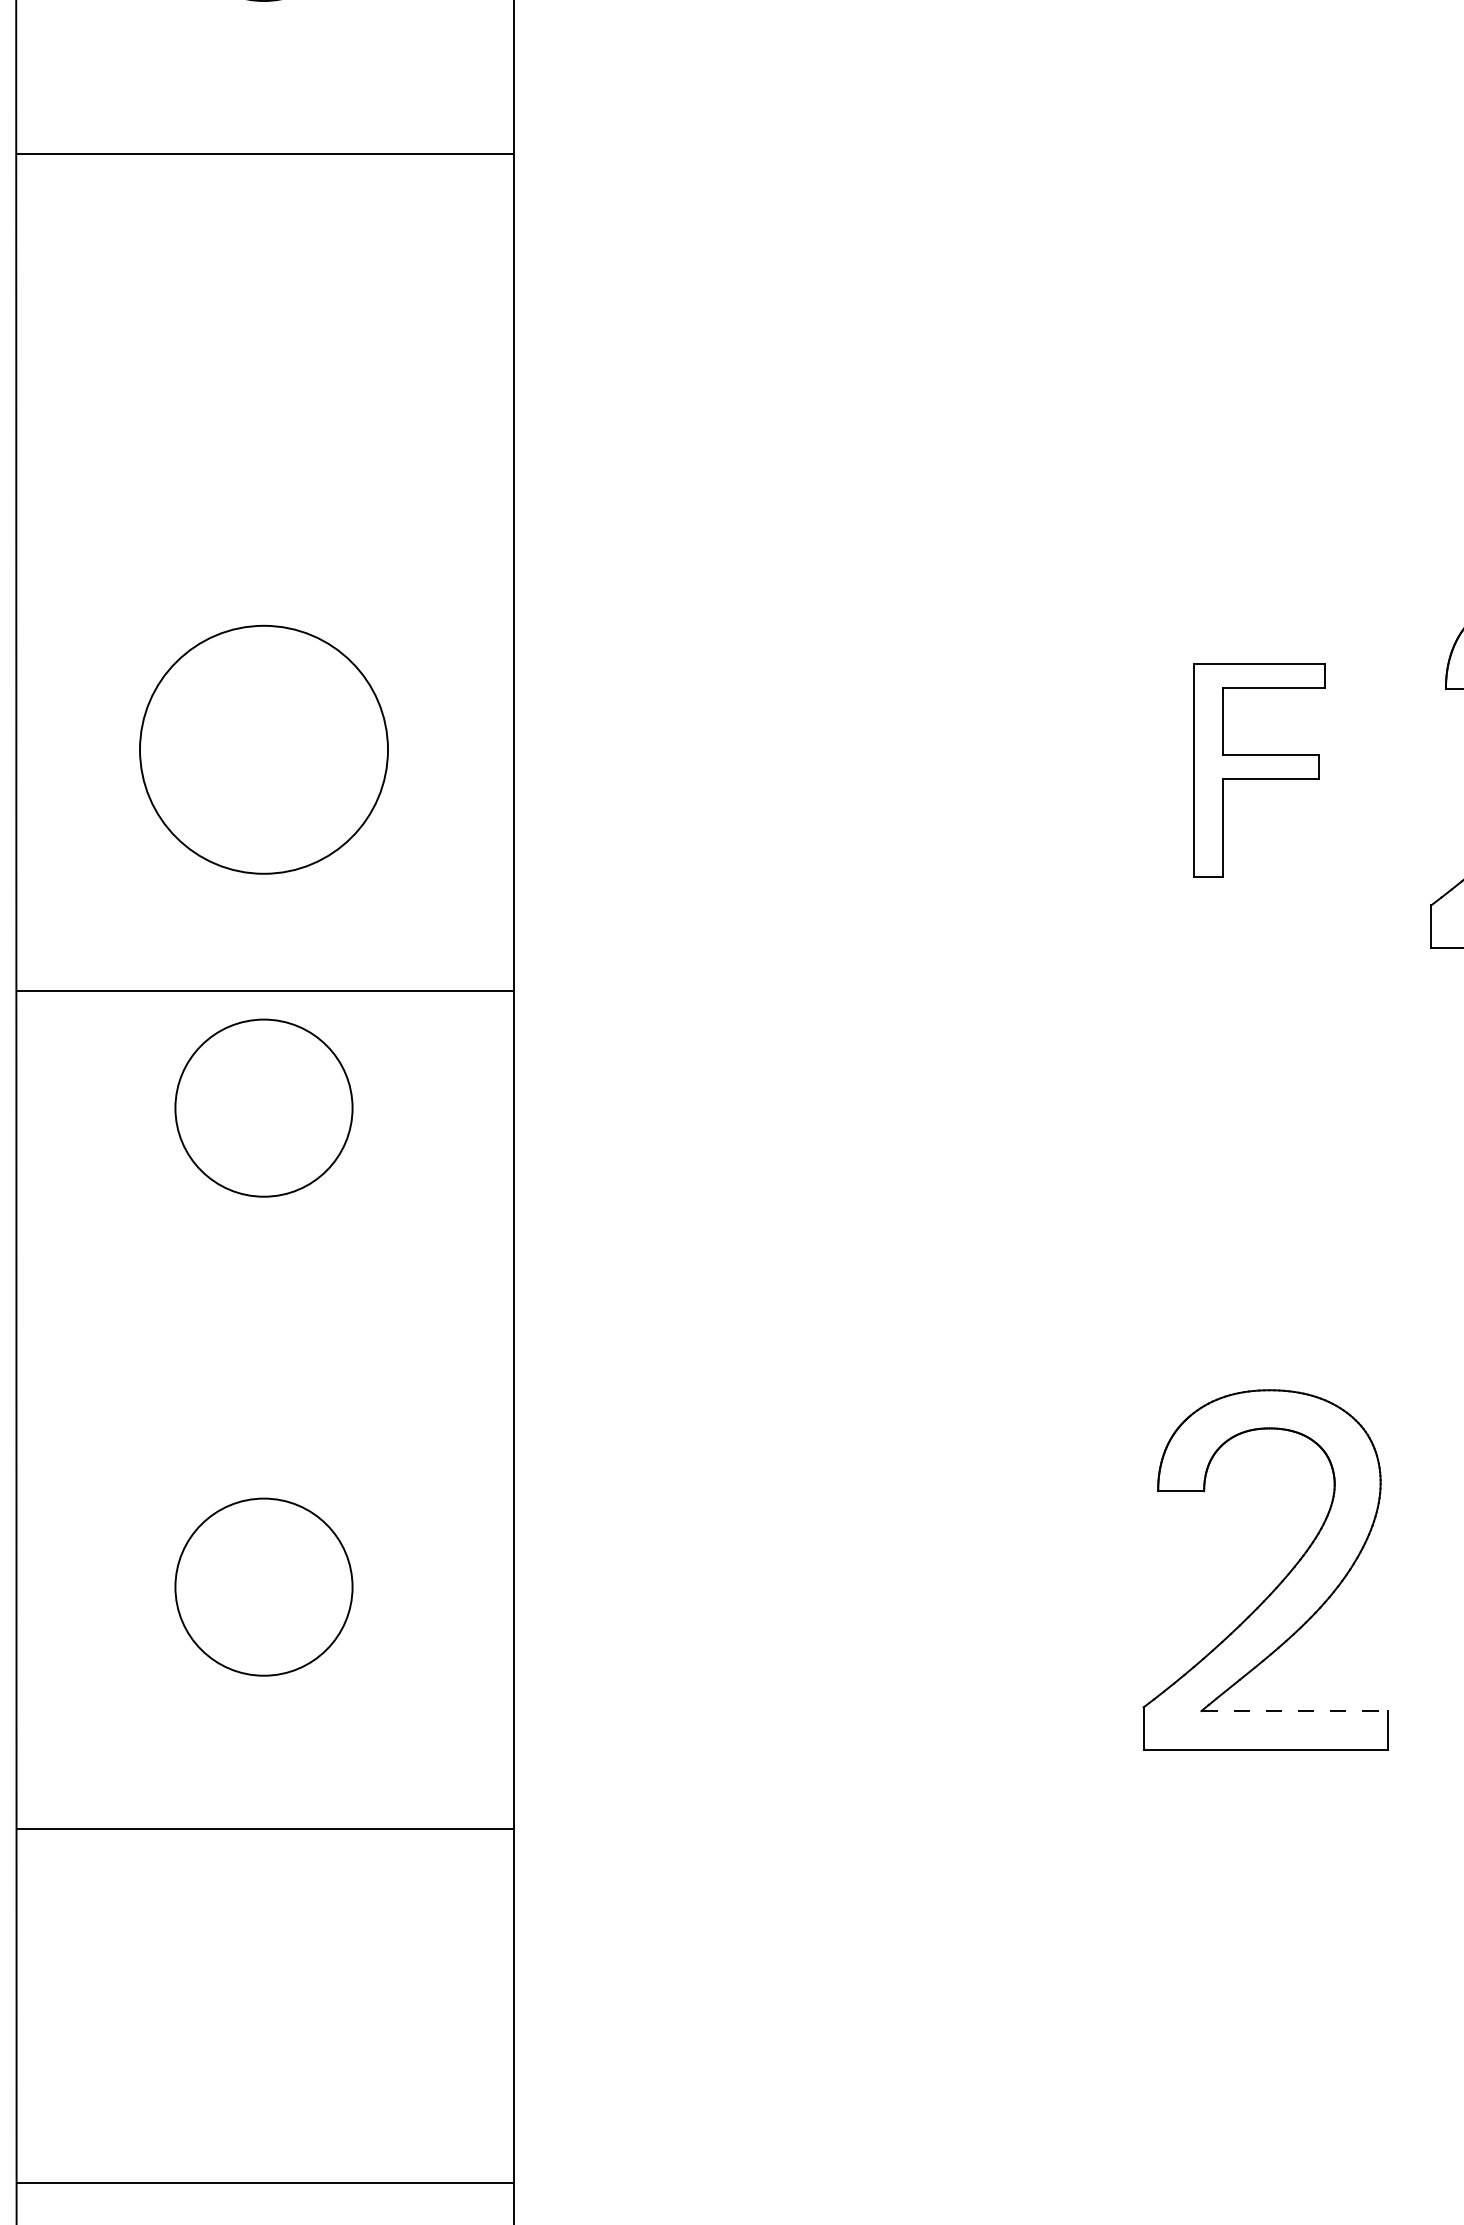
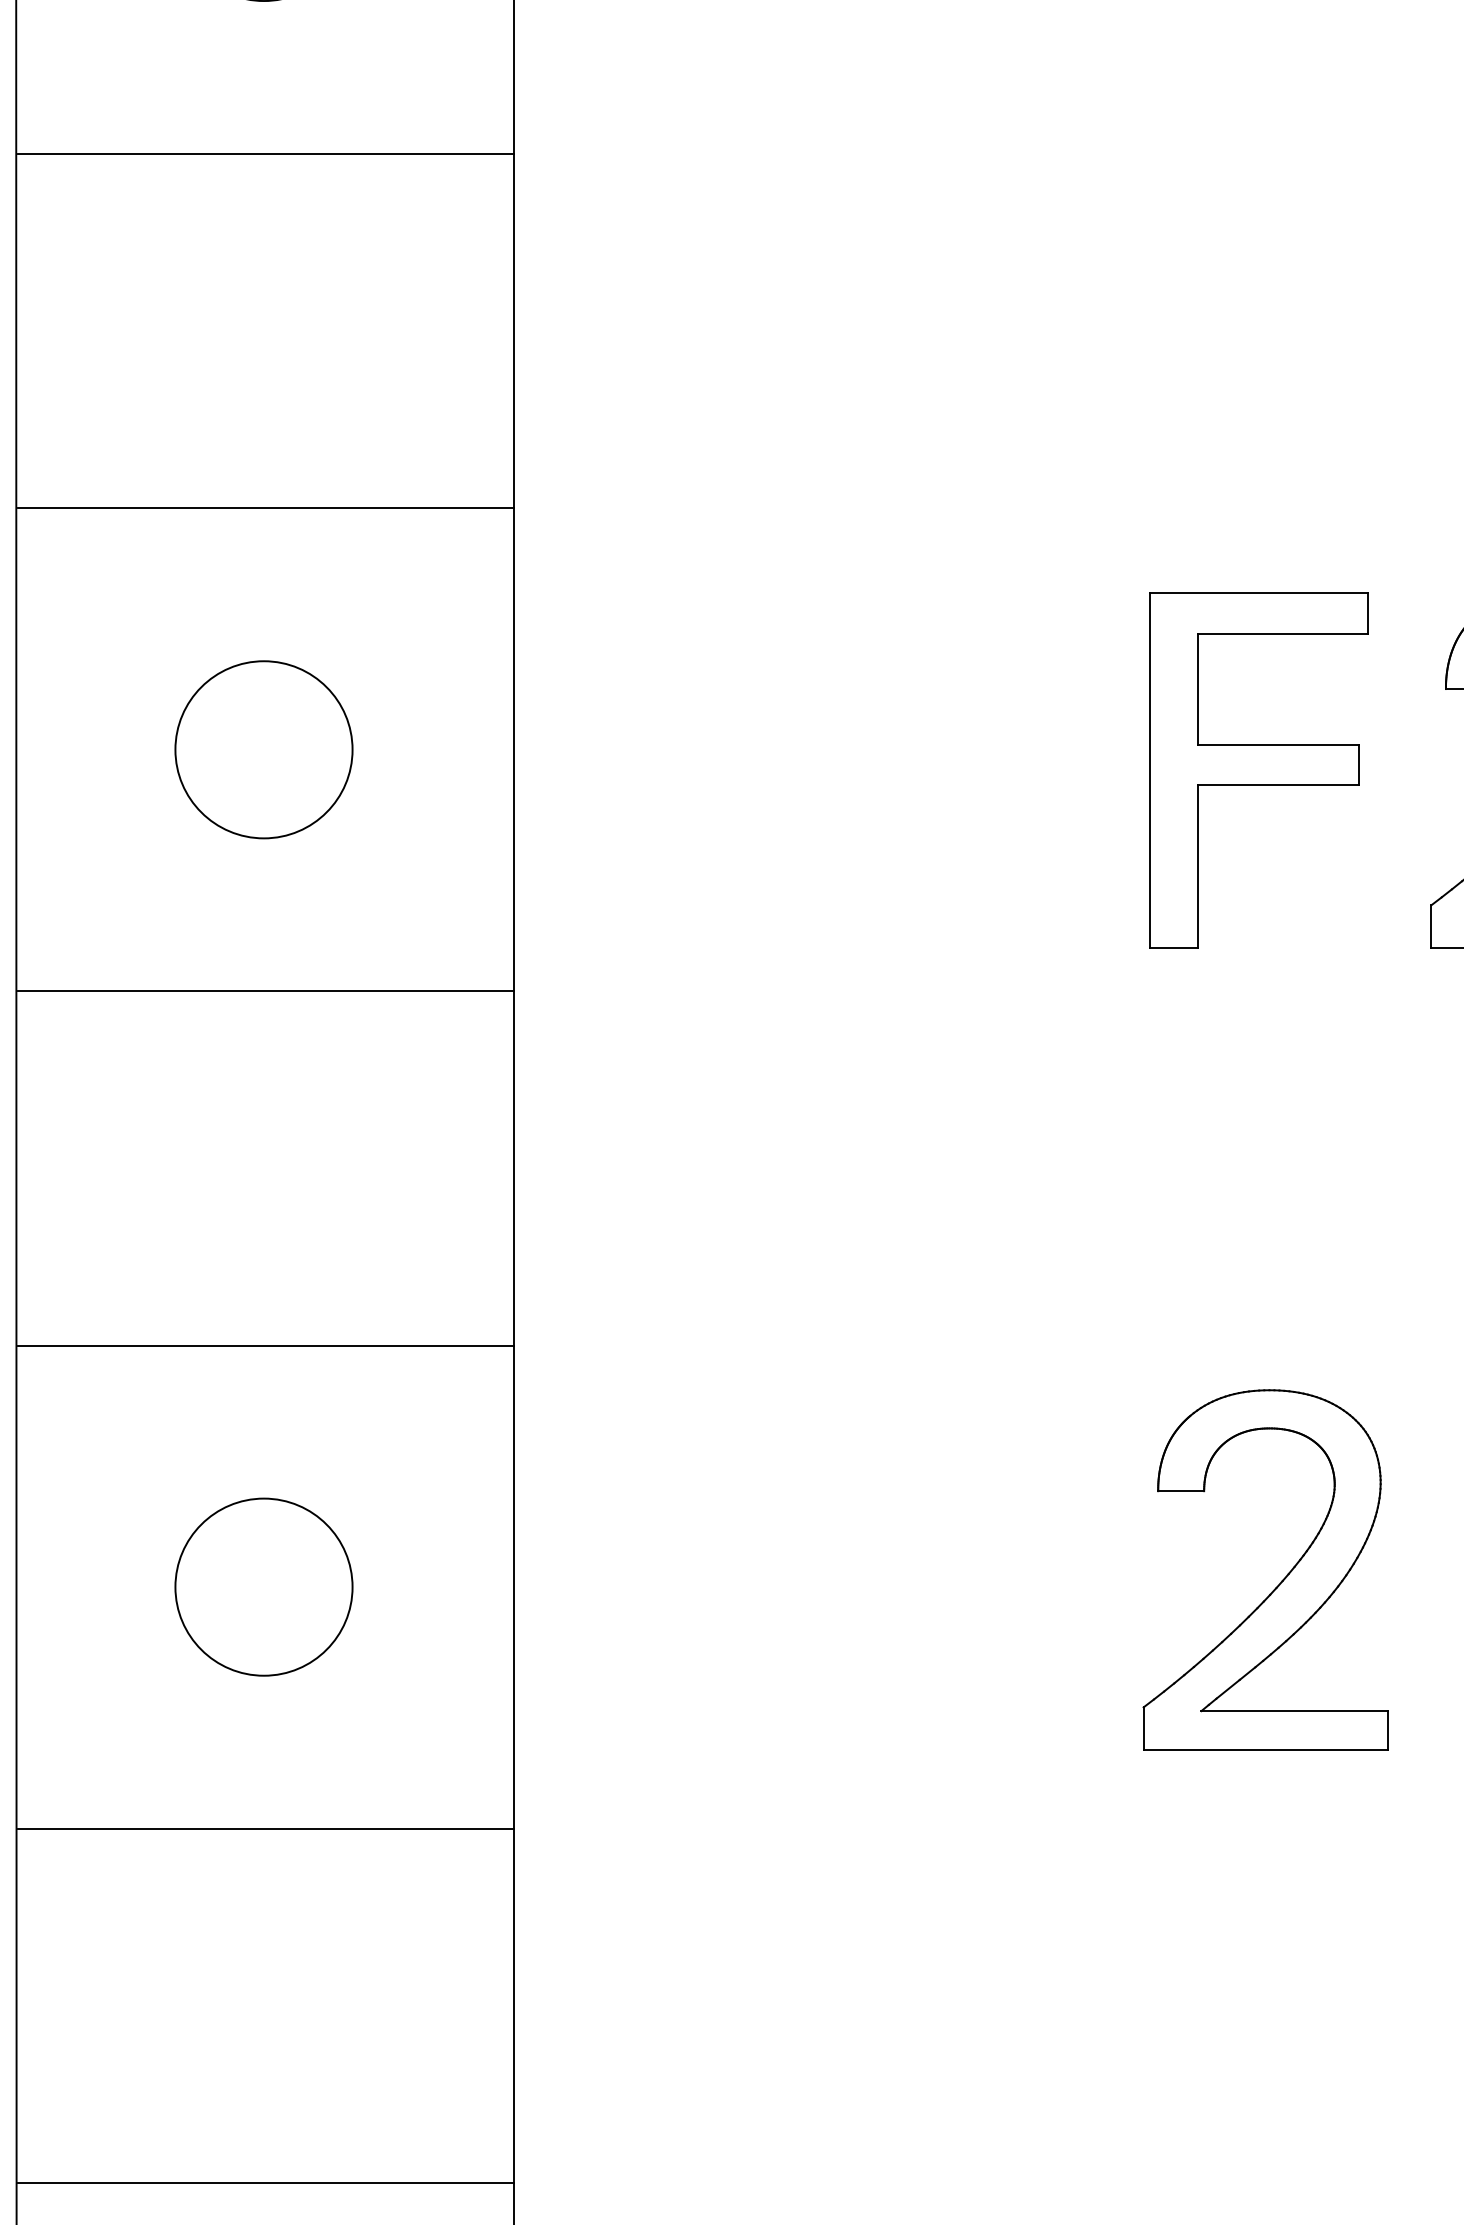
line: none -> present (265, 508)
circle diameter: 248 px -> 177 px (263, 749)
part size: 133x215 px -> 220x357 px (1258, 770)
circle: present -> none (263, 1107)
line: none -> present (265, 1345)
line: dashed -> solid (1295, 1711)
